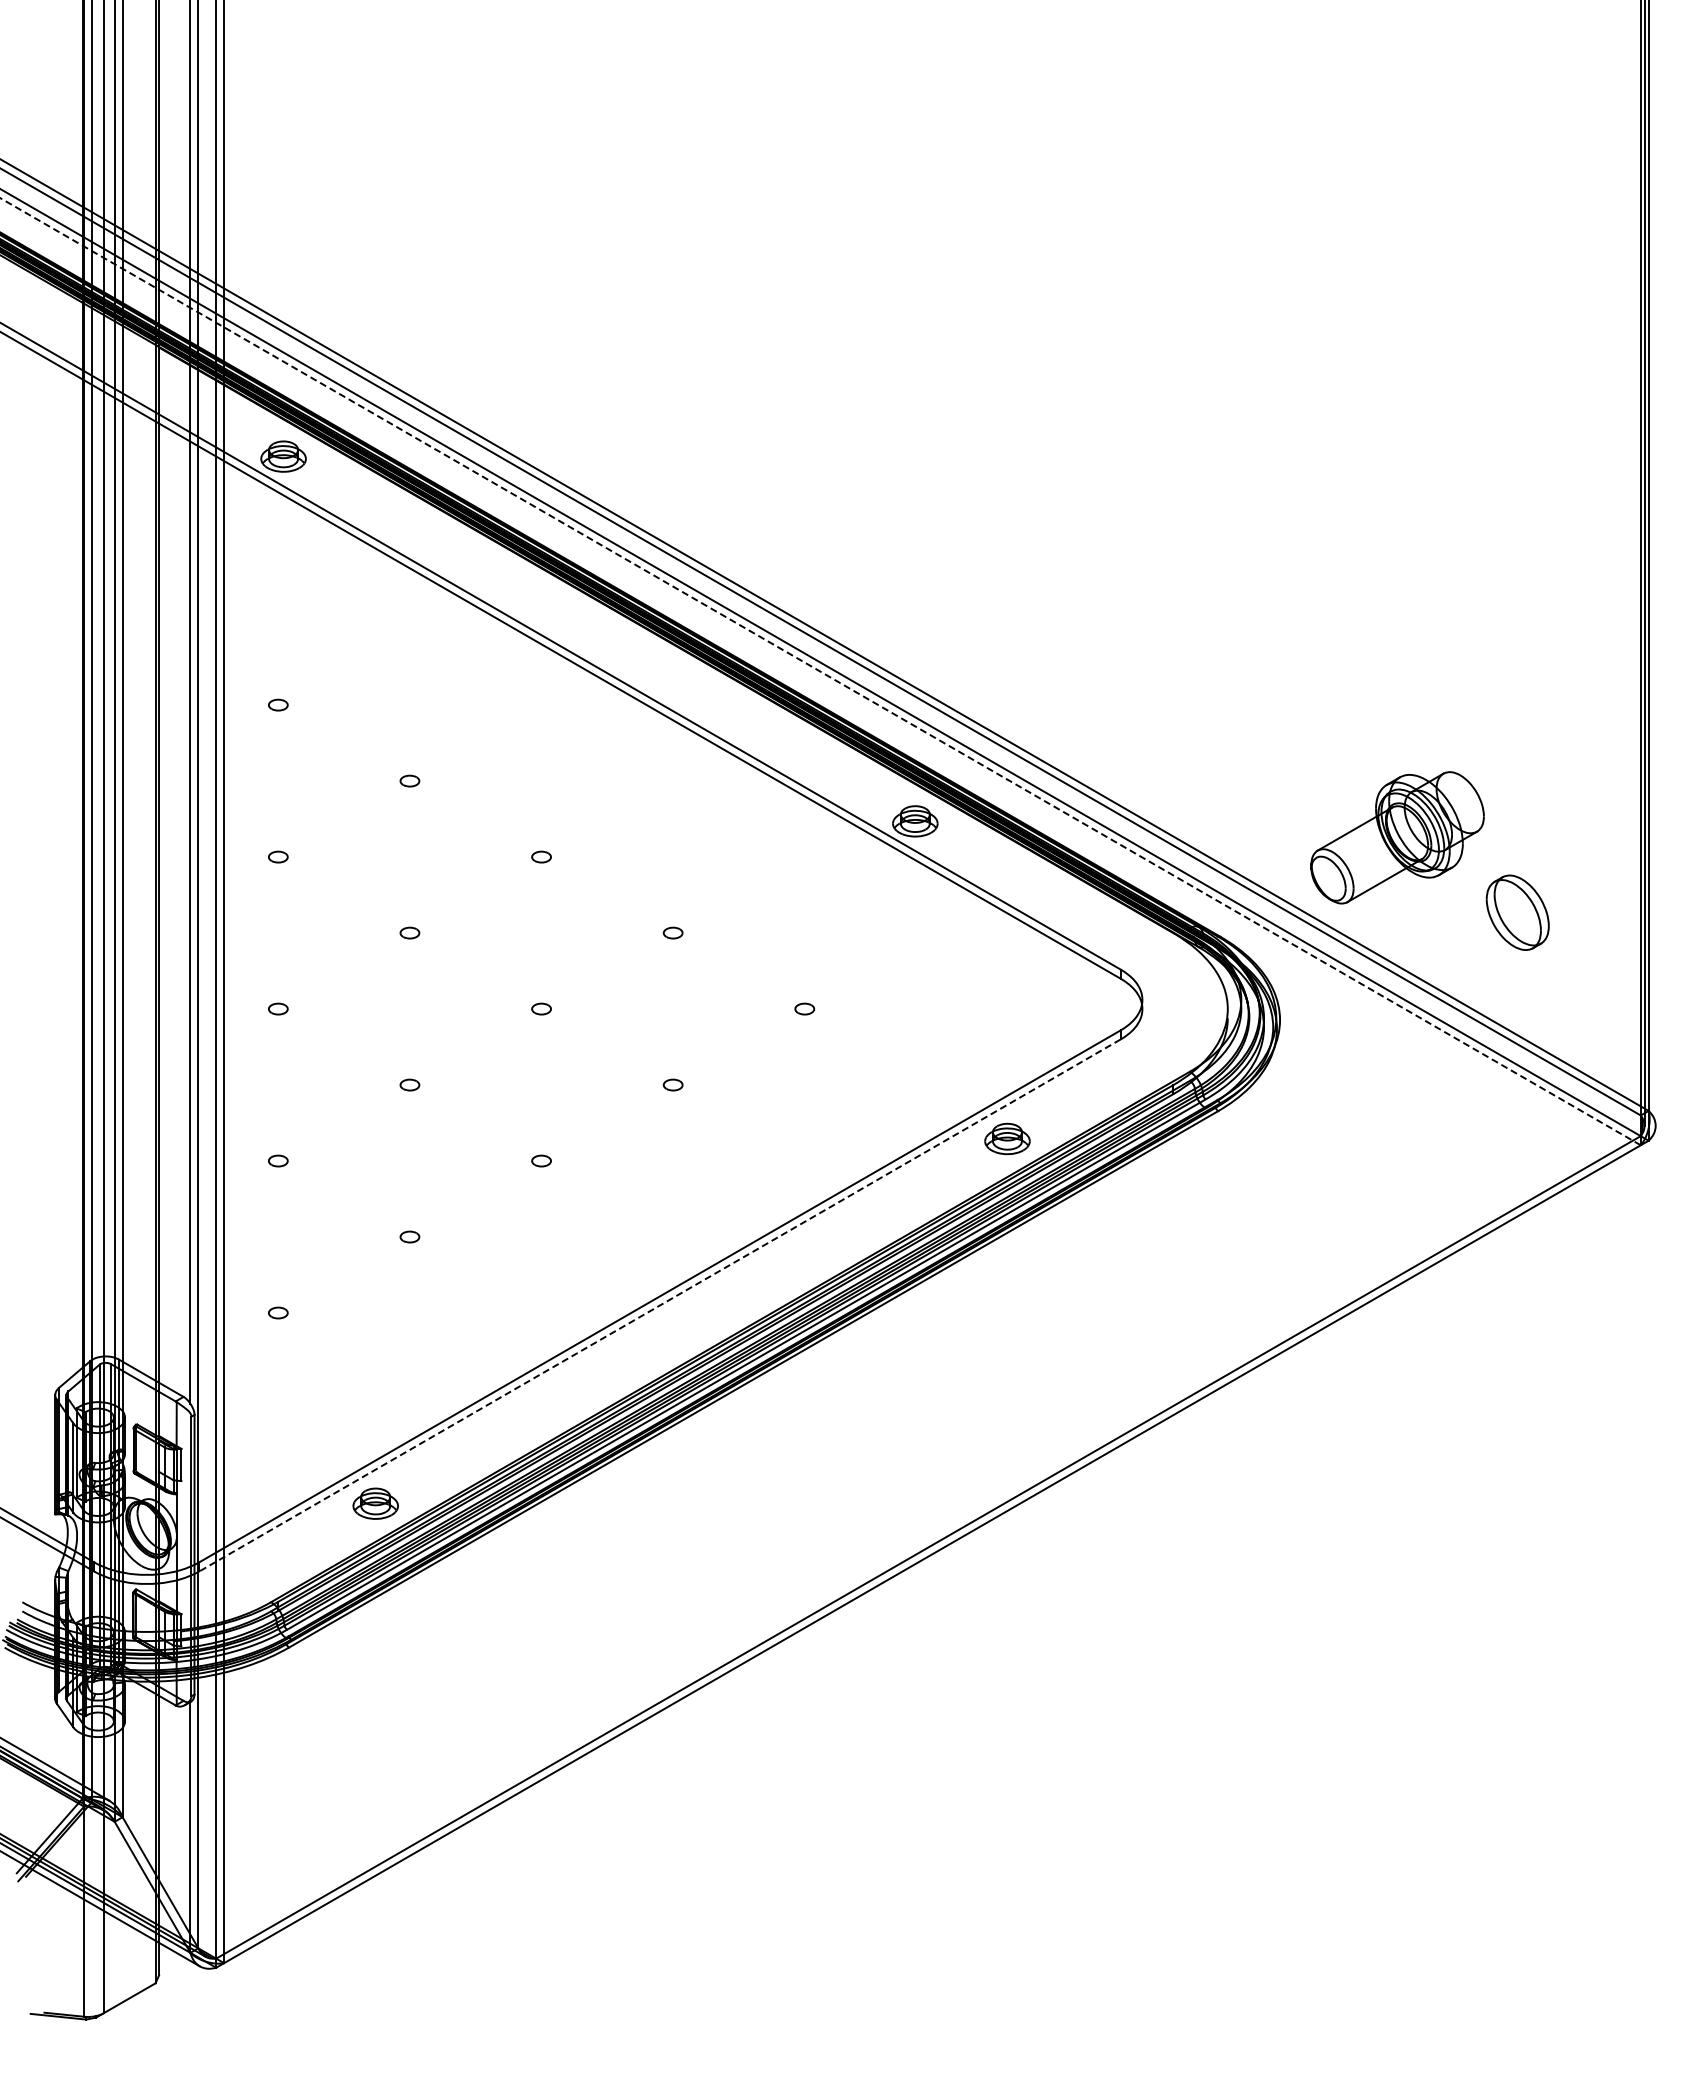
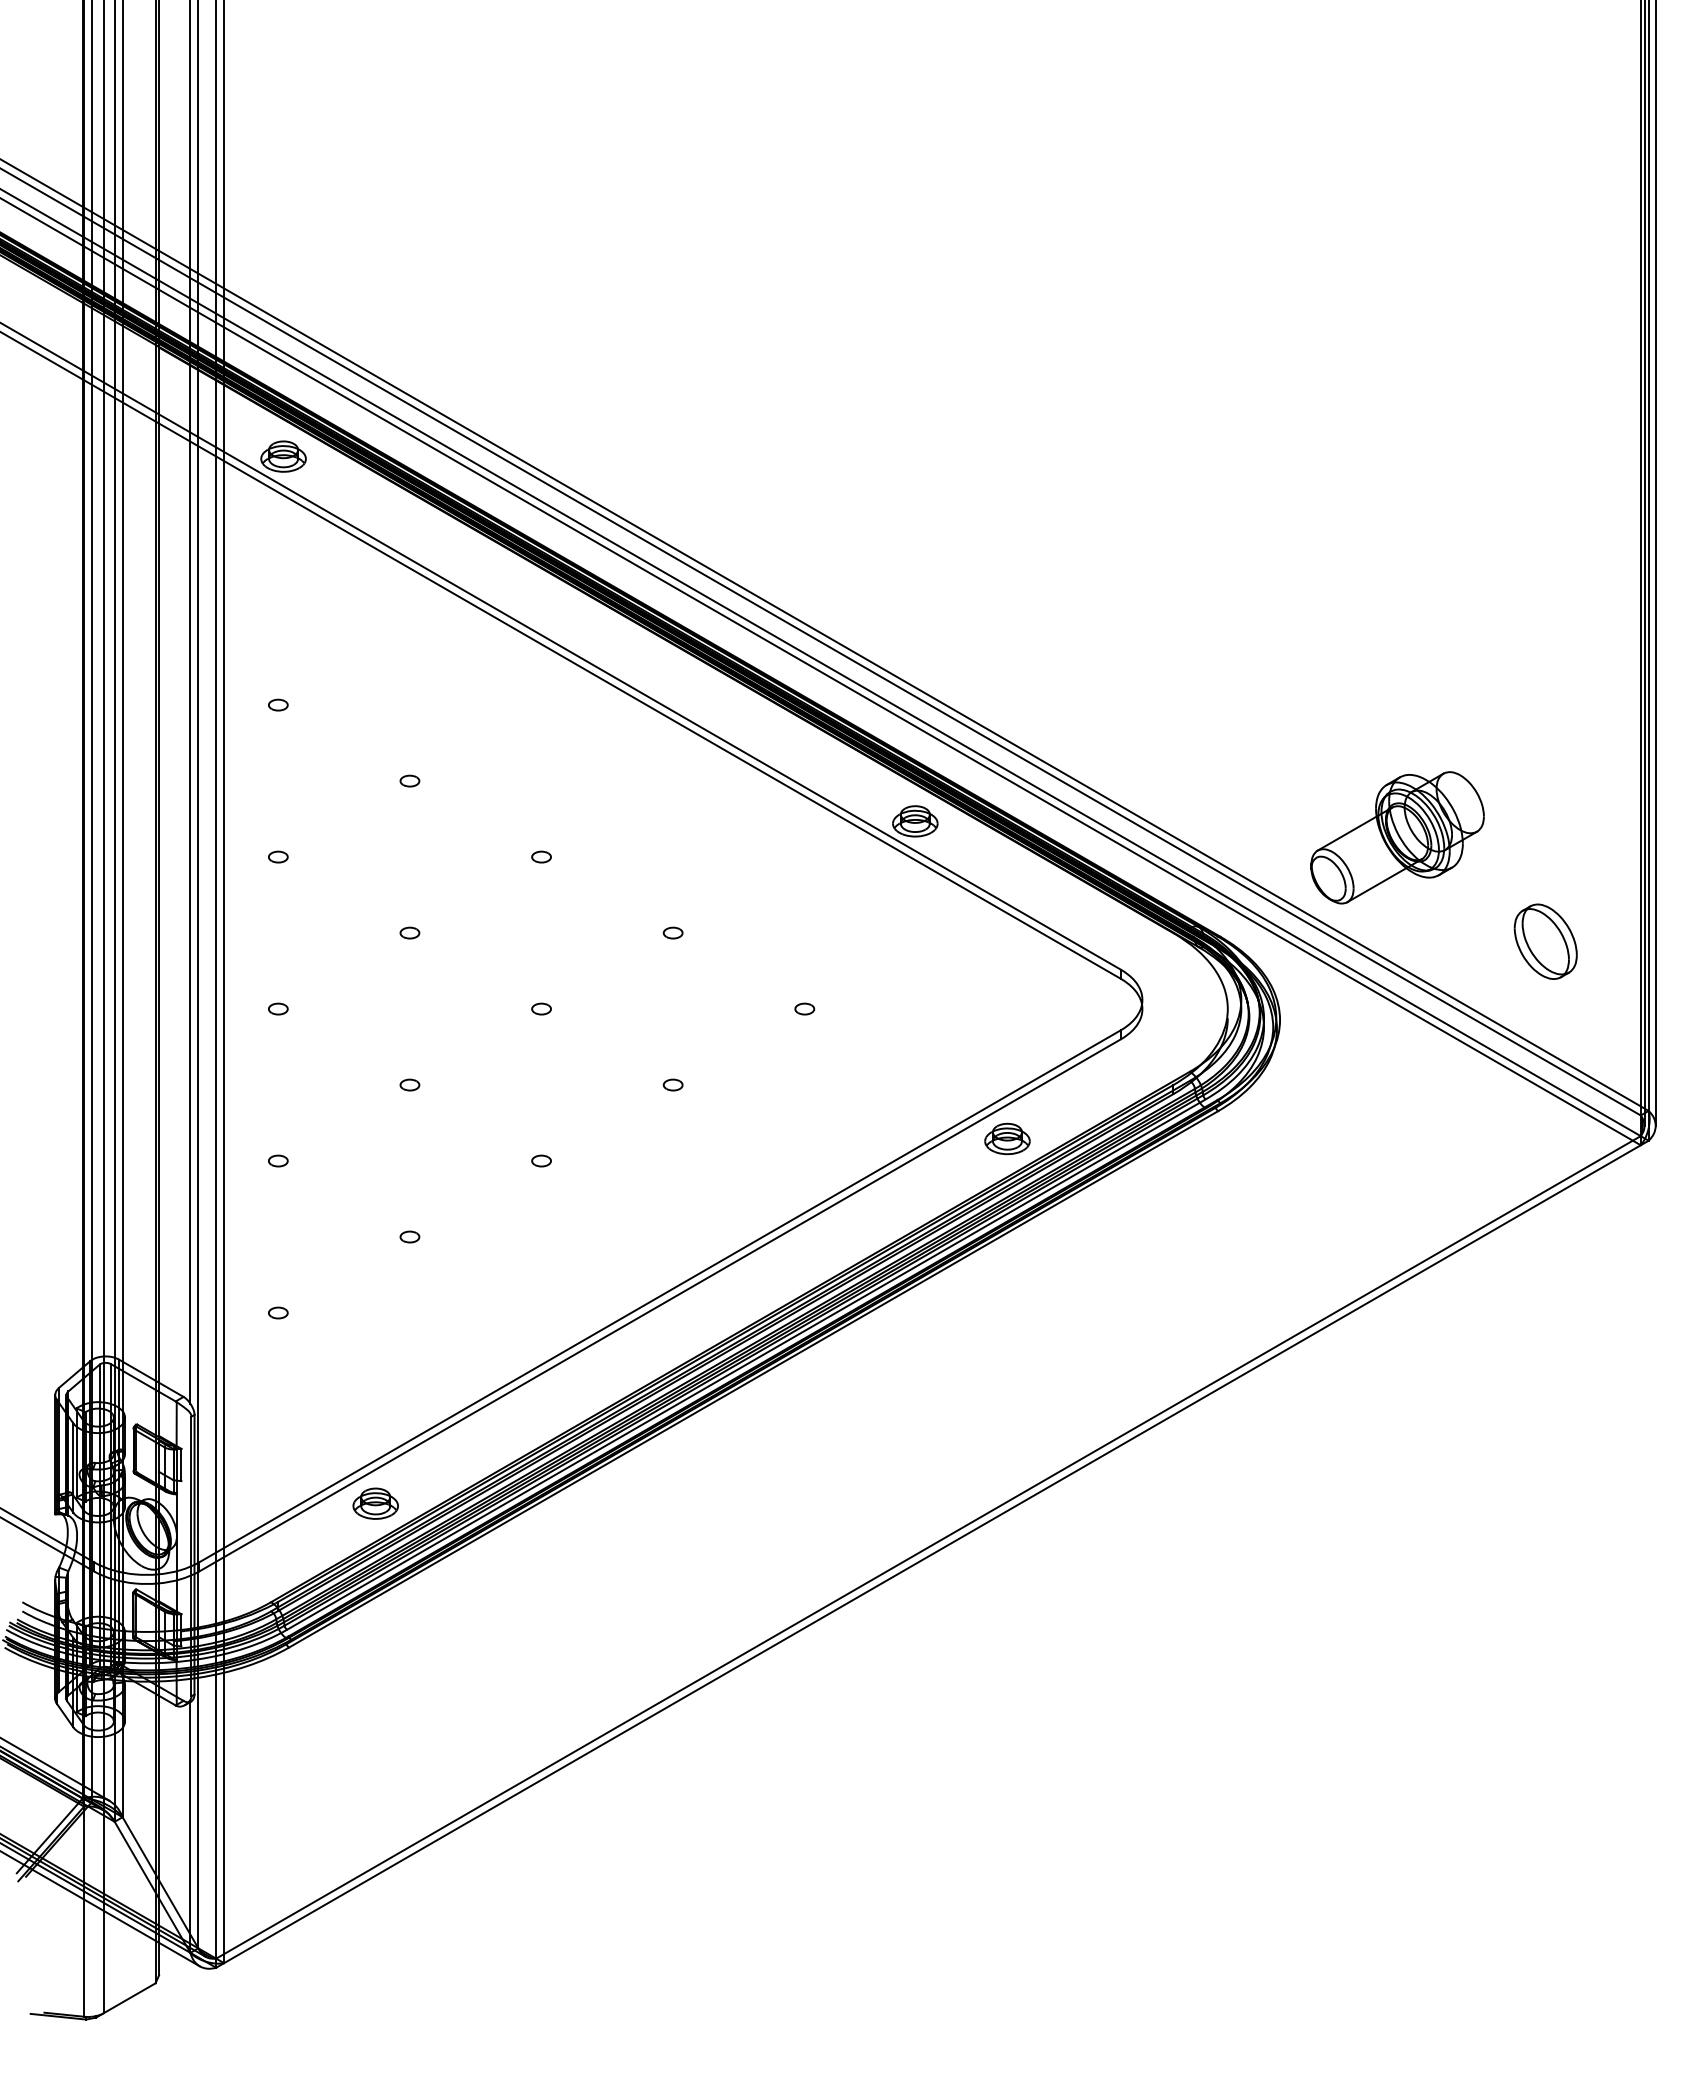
line: none -> present (1655, 563)
line: dashed -> solid (819, 671)
part position: (1517, 912) -> (1545, 941) (1545, 941)
line: dashed -> solid (660, 1305)
